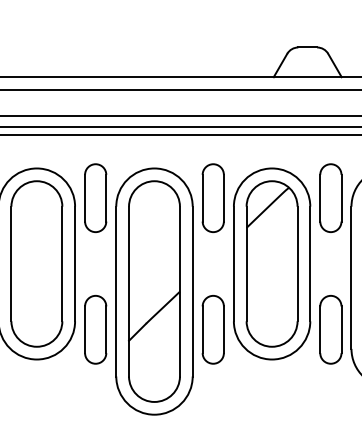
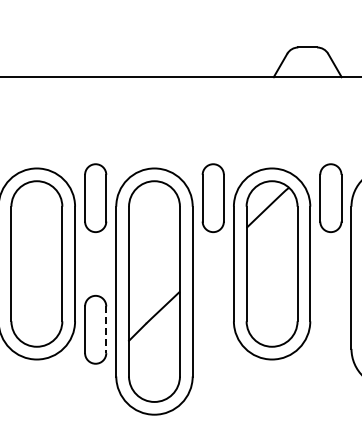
line: present -> none (180, 89)
line: present -> none (180, 115)
line: present -> none (180, 127)
line: present -> none (180, 134)
part: present -> none (212, 329)
part: present -> none (330, 329)
line: solid -> dashed (106, 330)
